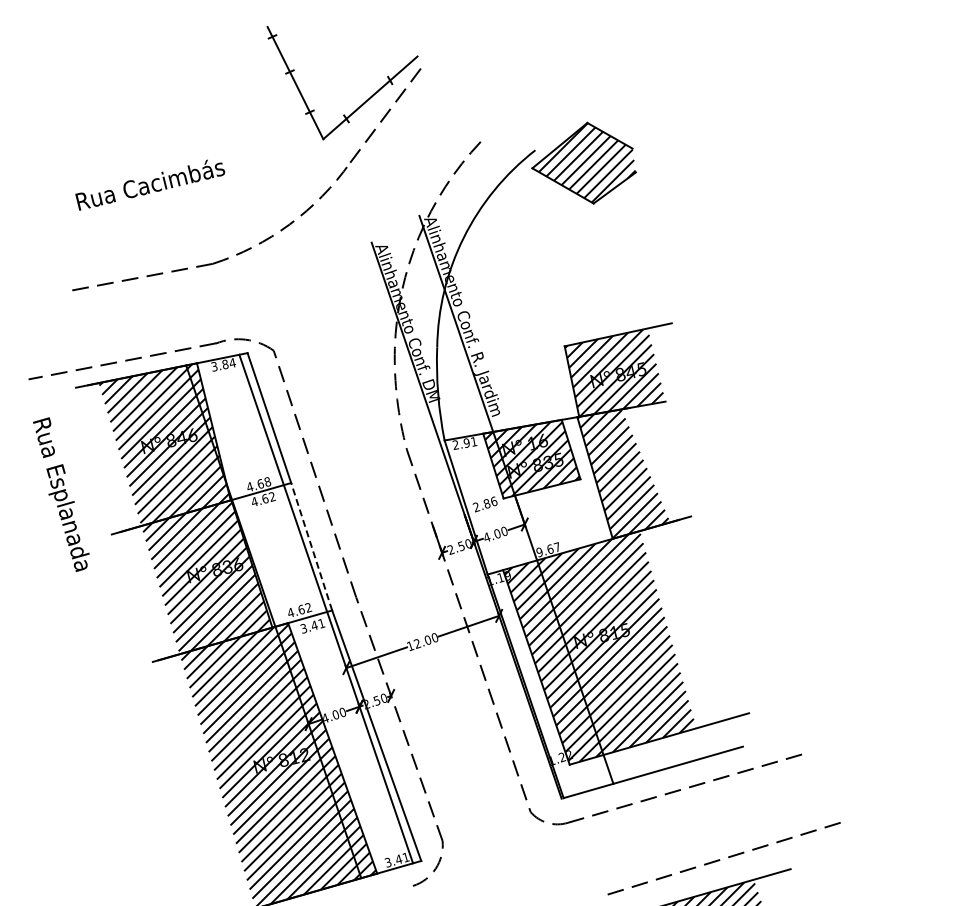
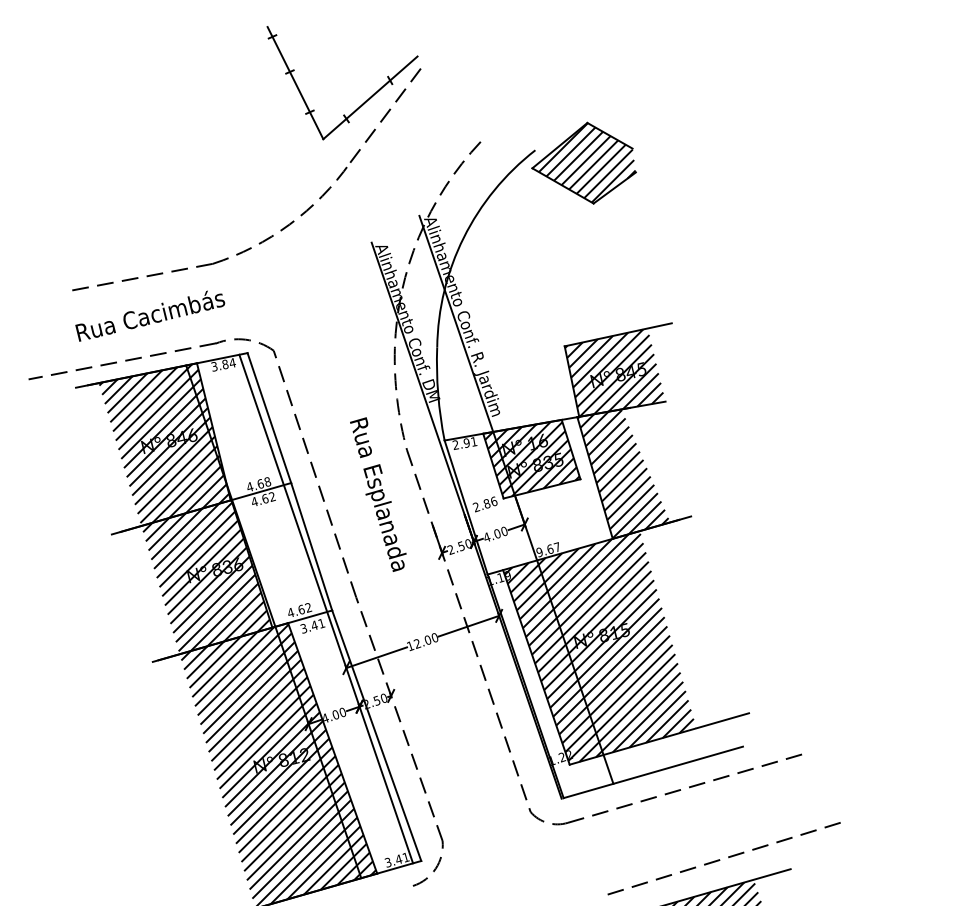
text position: (150, 184) -> (150, 315) (150, 315)
text position: (61, 494) -> (378, 494) (378, 494)
line: dashed -> solid (311, 546)
